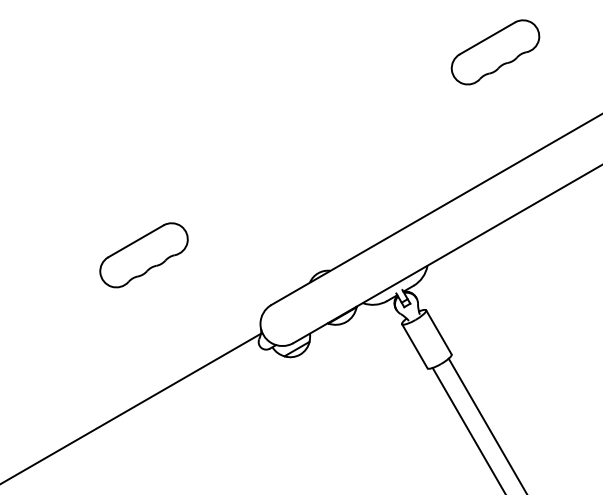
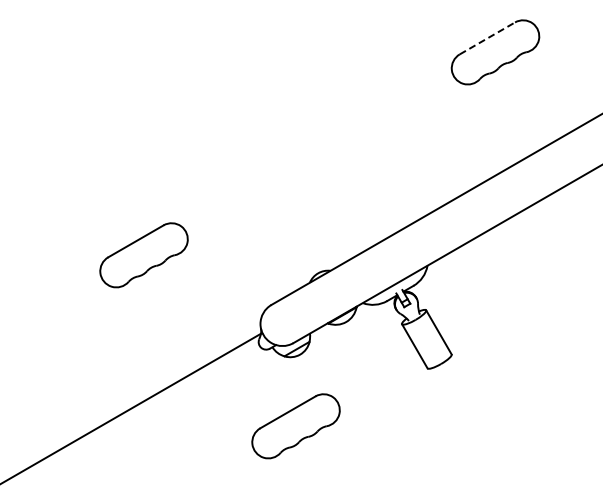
line: solid -> dashed (487, 38)
line: present -> none (486, 424)
part: none -> present (295, 426)
line: present -> none (468, 429)
